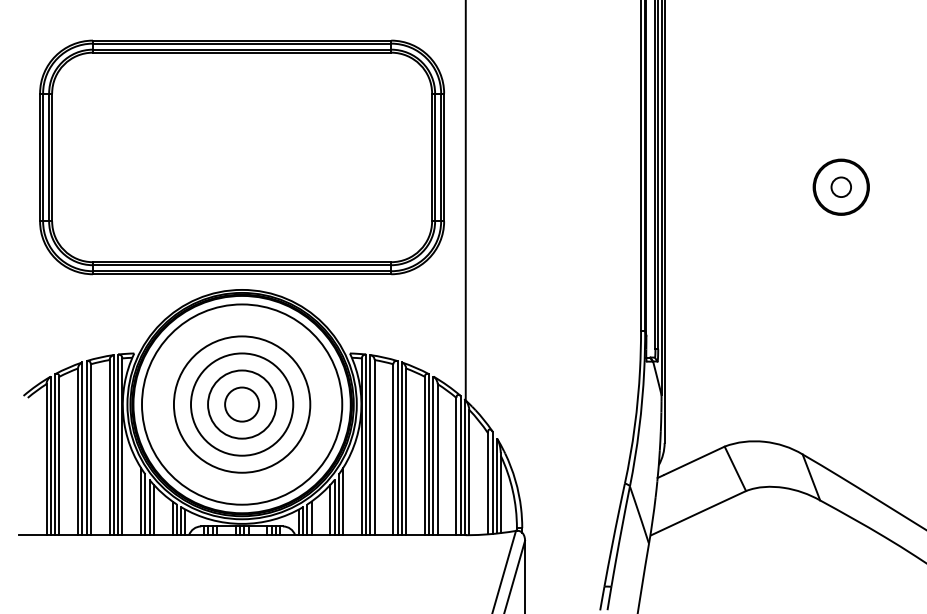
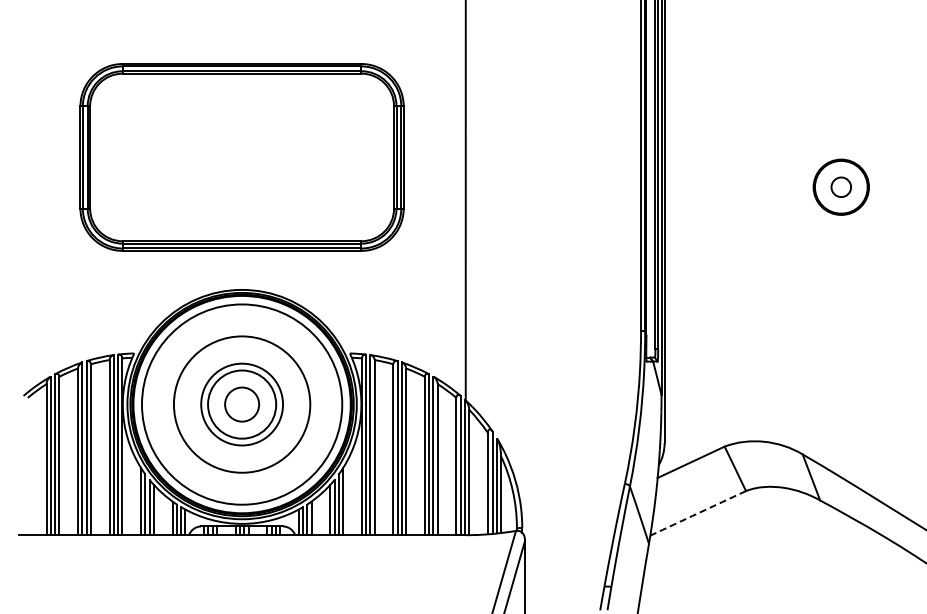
part size: 406x237 px -> 326x189 px (241, 157)
circle diameter: 102 px -> 82 px (242, 404)
arc: solid -> dashed (698, 513)
